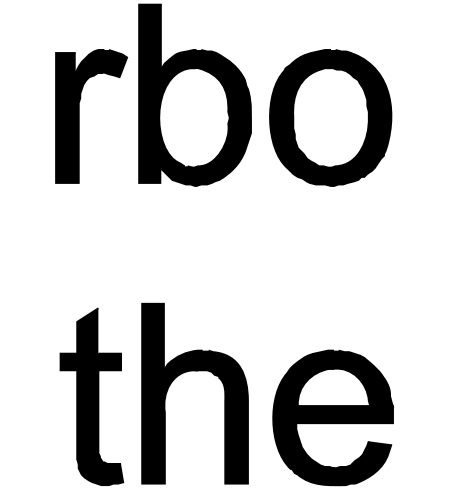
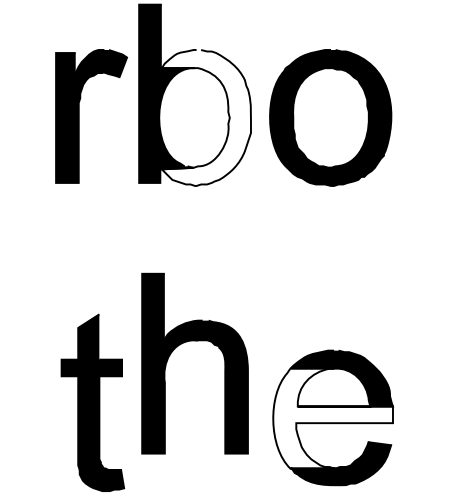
fill: present -> none (205, 117)
part position: (194, 371) -> (194, 341) (194, 341)
part position: (91, 396) -> (92, 402) (92, 402)
fill: present -> none (332, 418)
